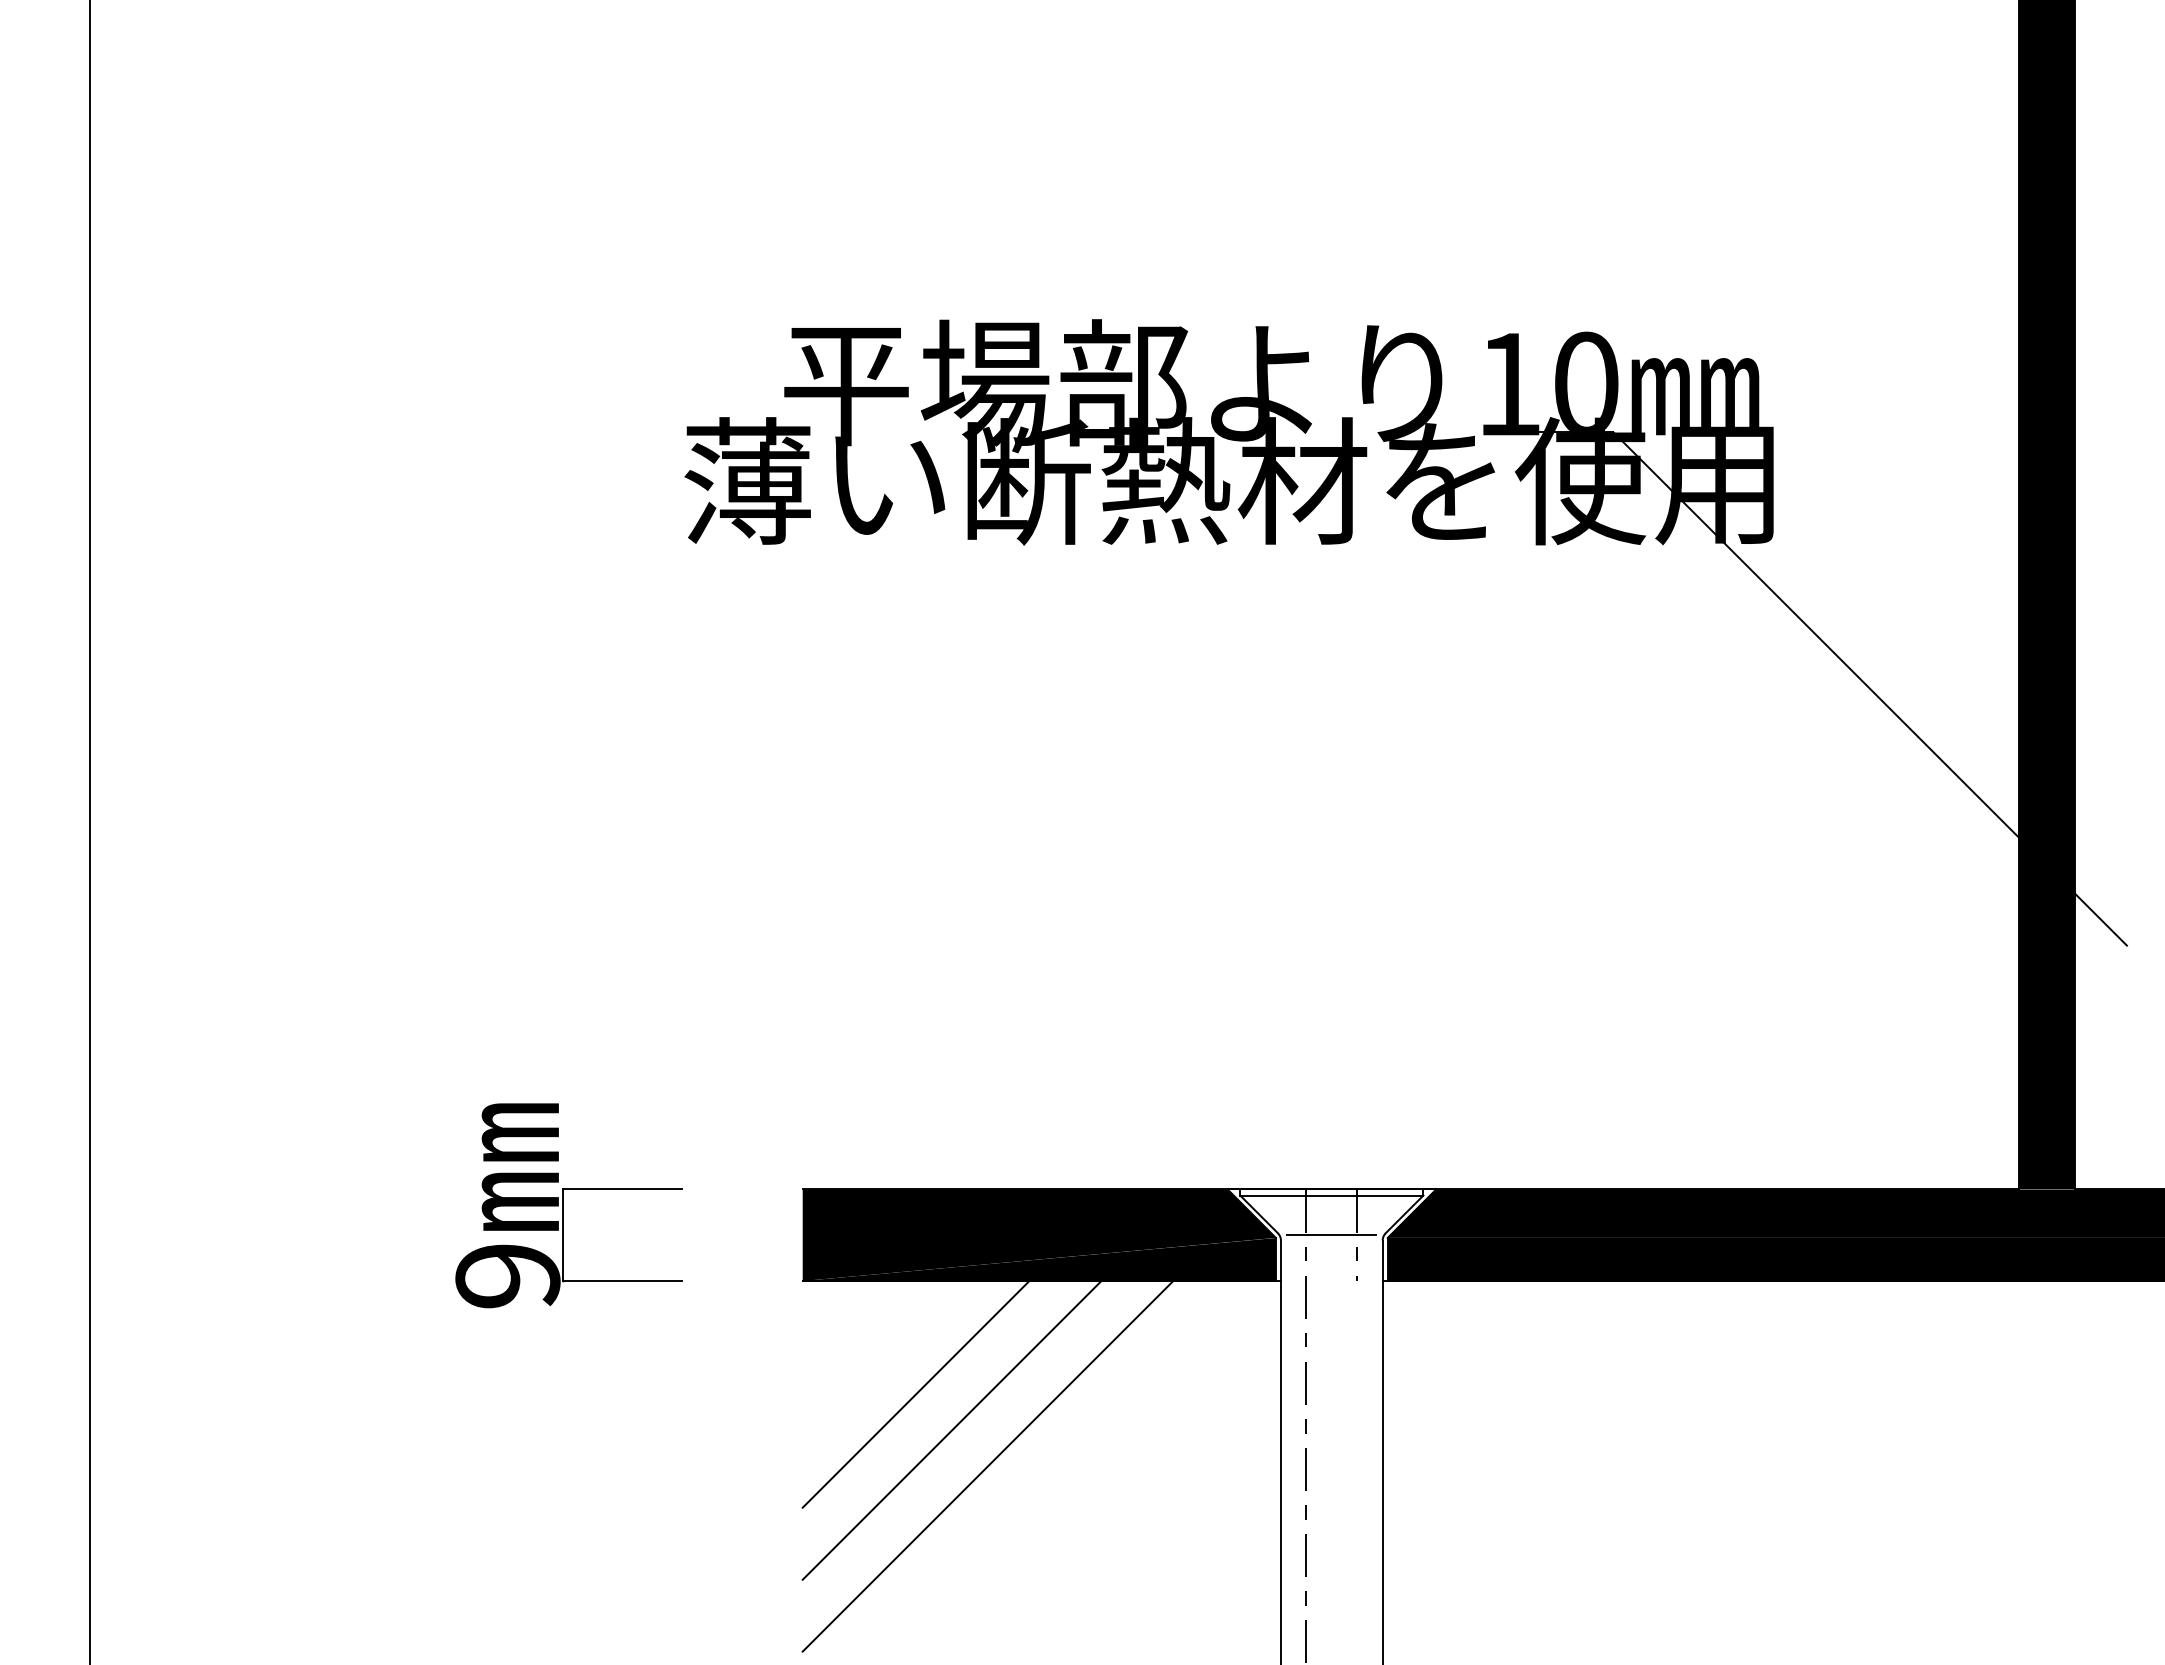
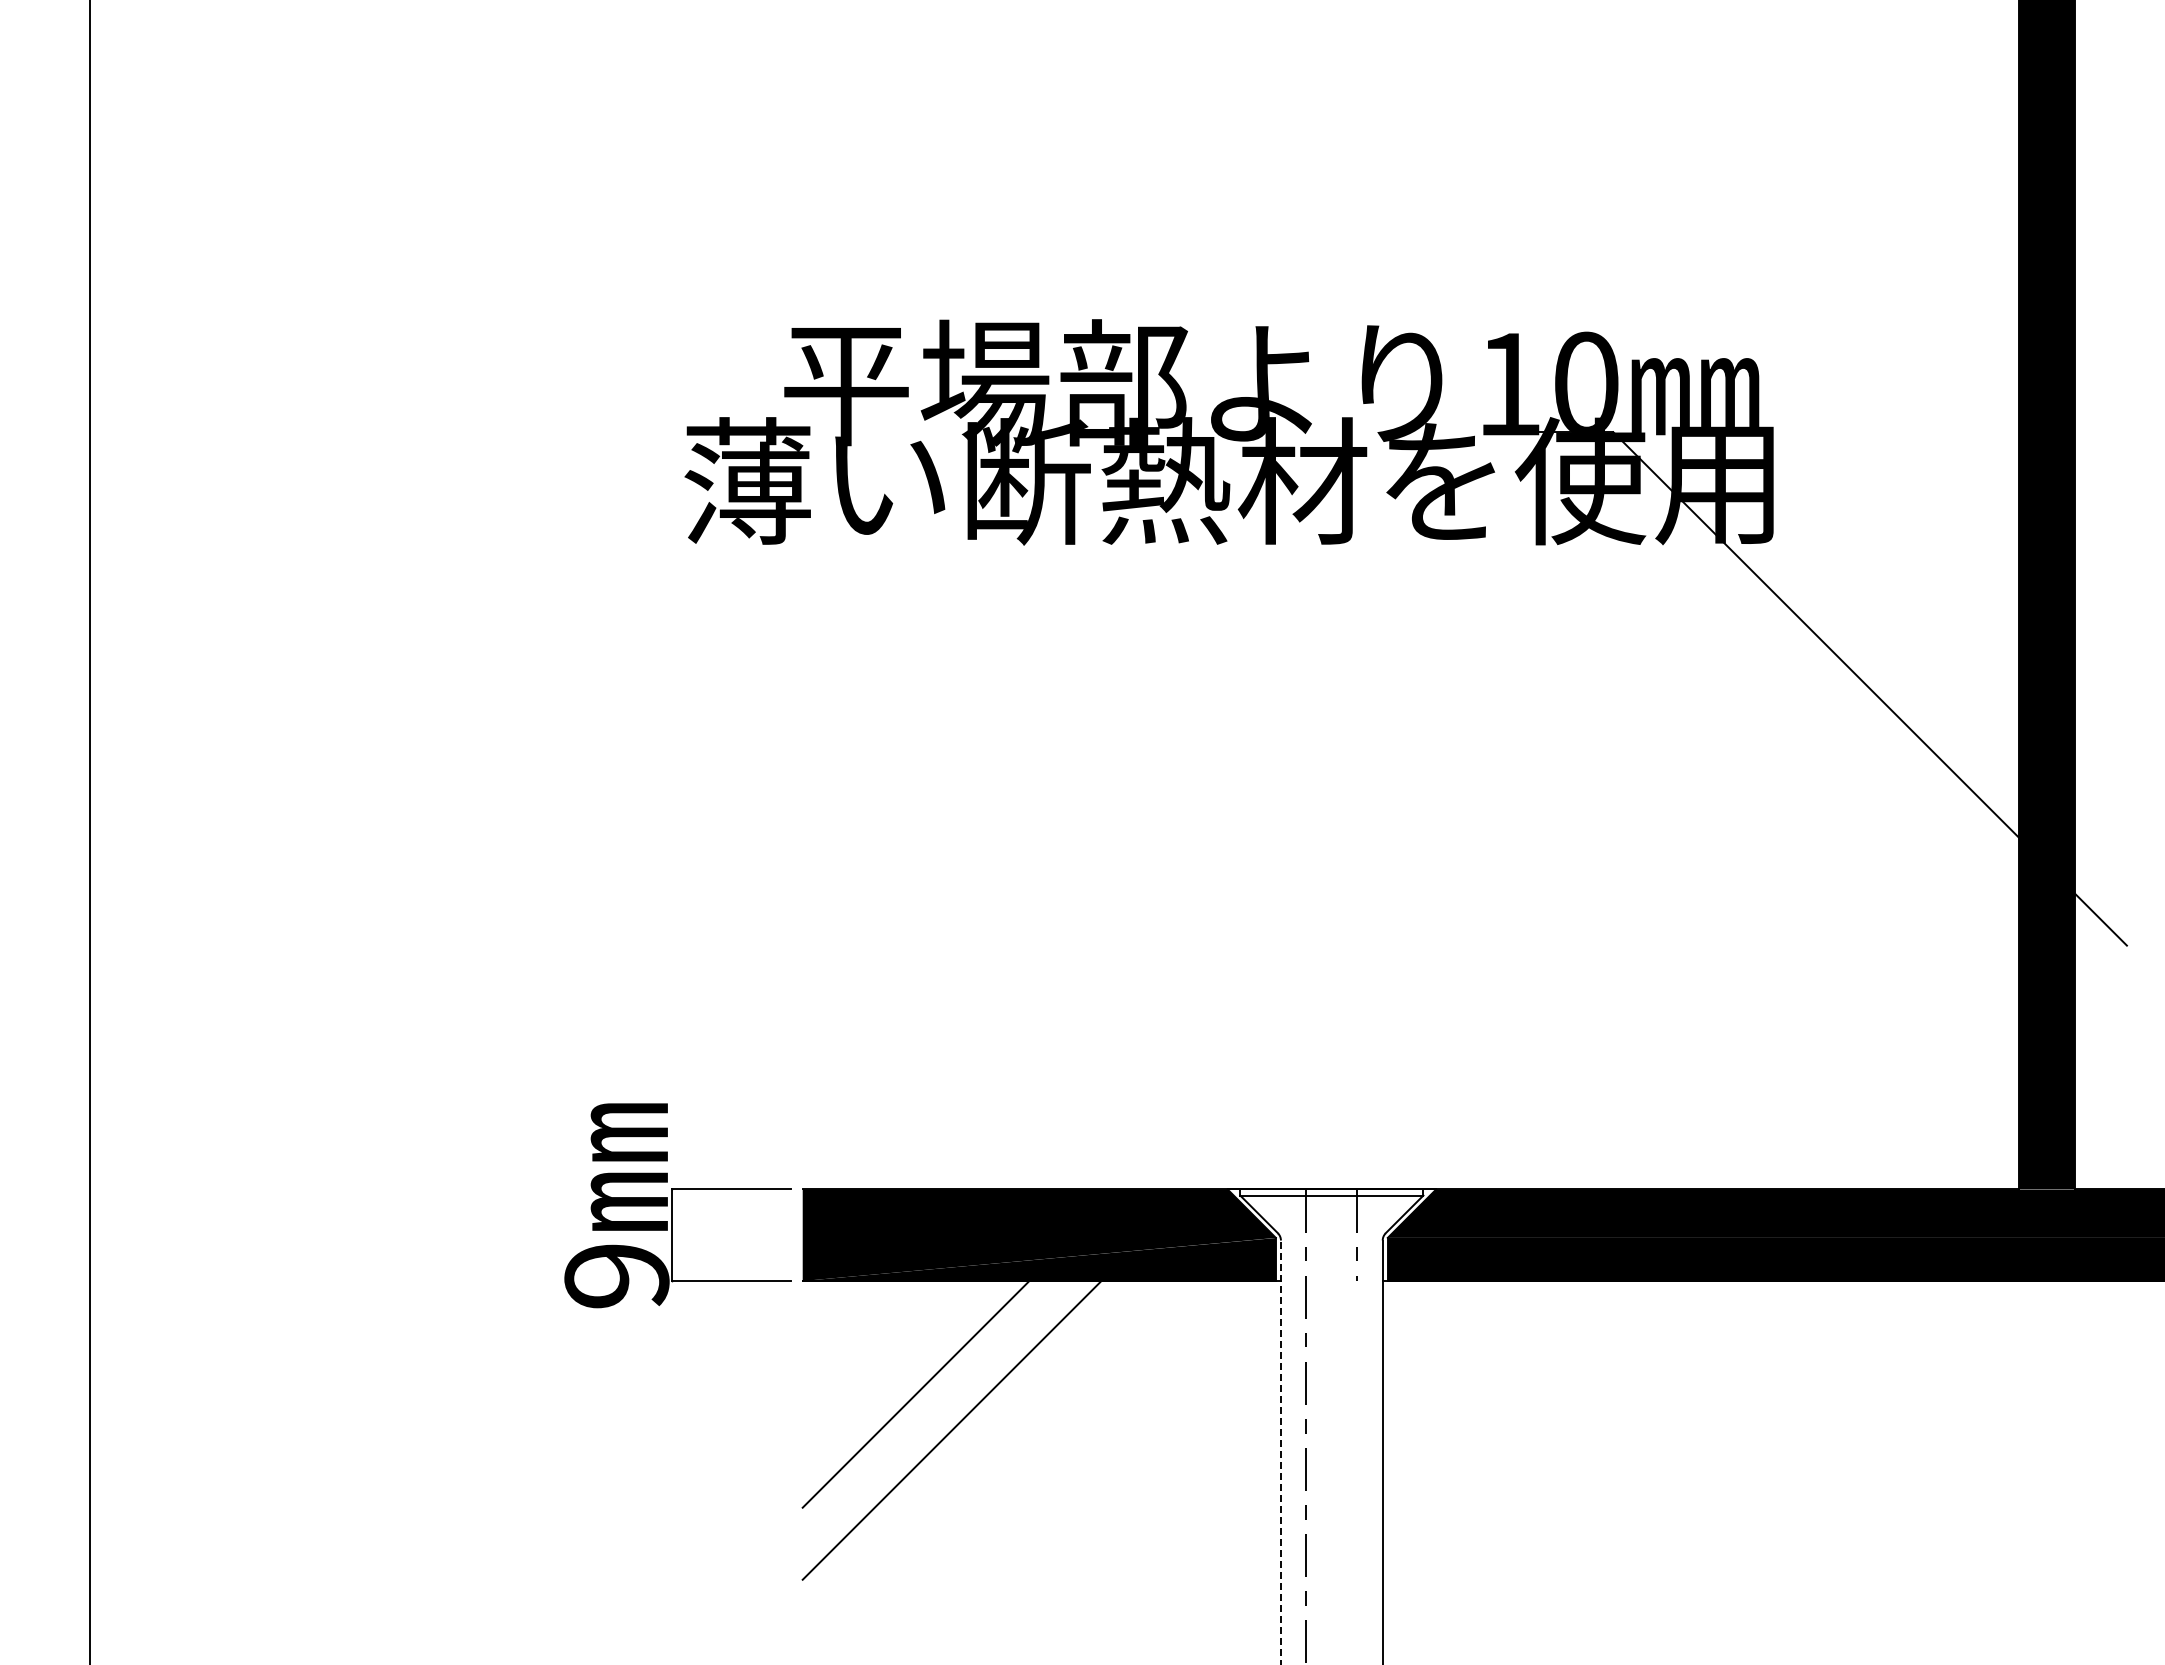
part position: (568, 1205) -> (677, 1205) (677, 1205)
line: present -> none (1331, 1235)
line: solid -> dashed (1280, 1452)
line: present -> none (987, 1466)
